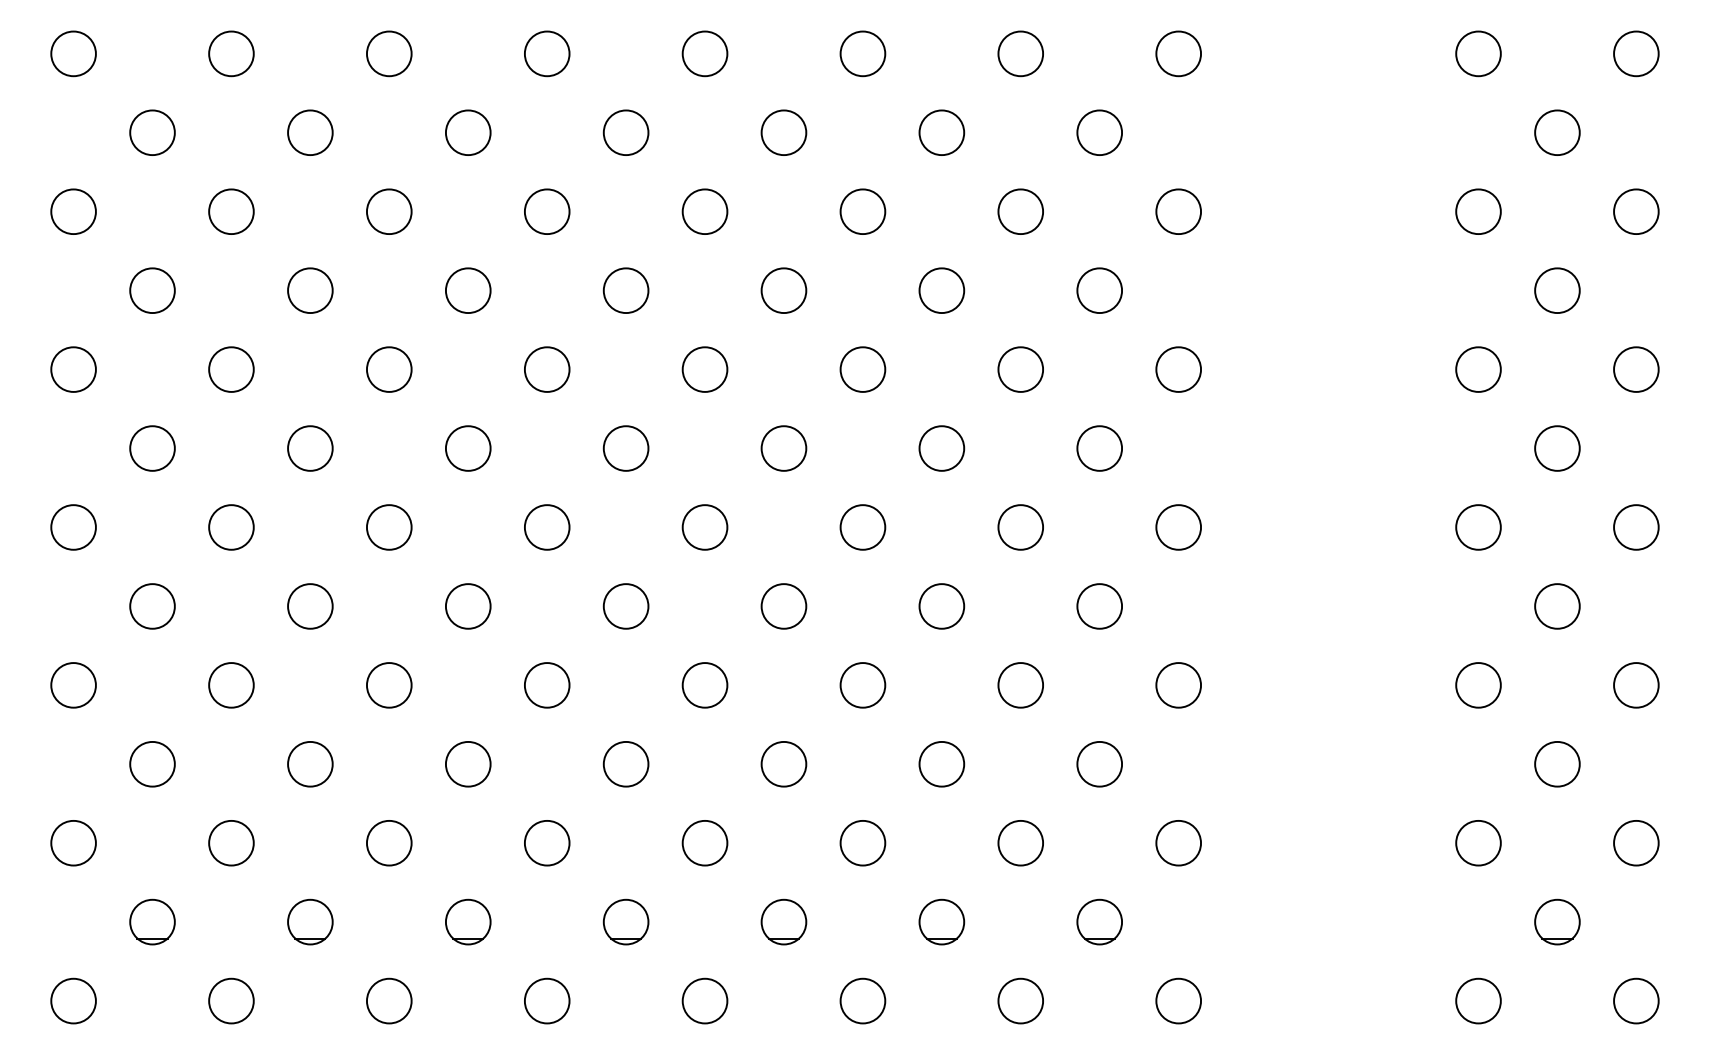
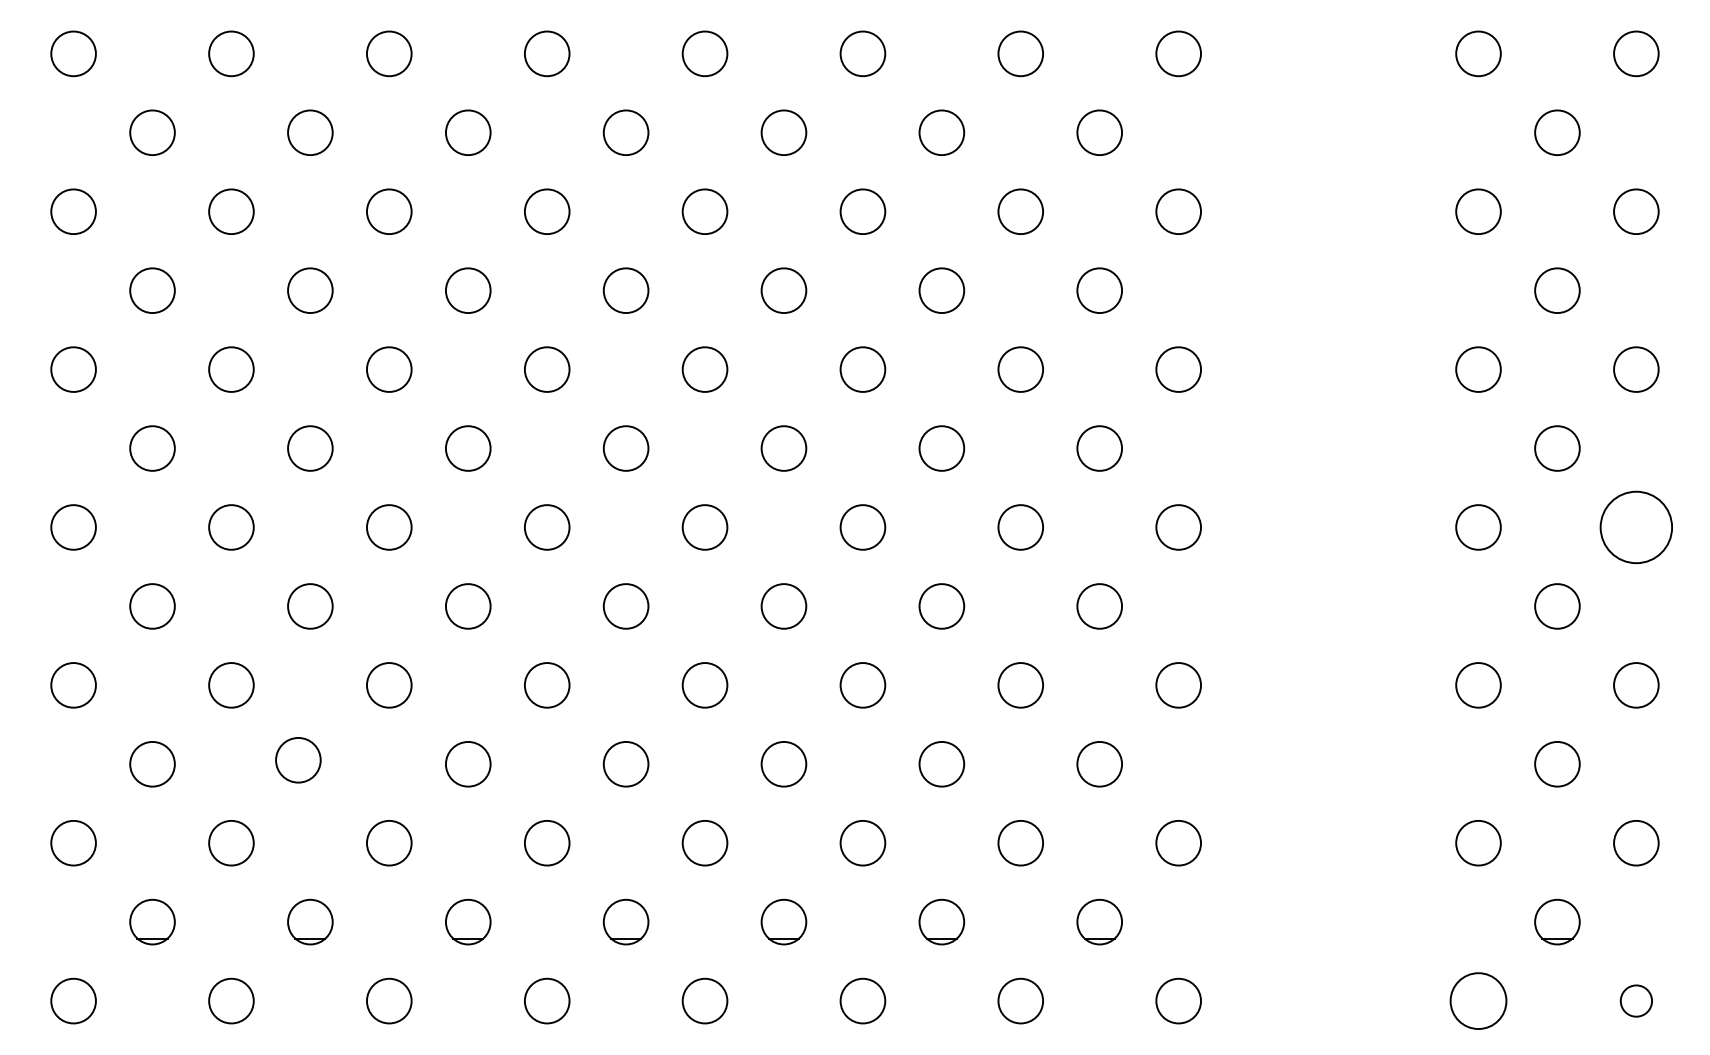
circle diameter: 45 px -> 71 px (1636, 527)
circle position: (310, 764) -> (298, 760) (298, 760)
circle diameter: 45 px -> 56 px (1478, 1001)
circle size: 47x48 px -> 34x34 px (1635, 1000)
